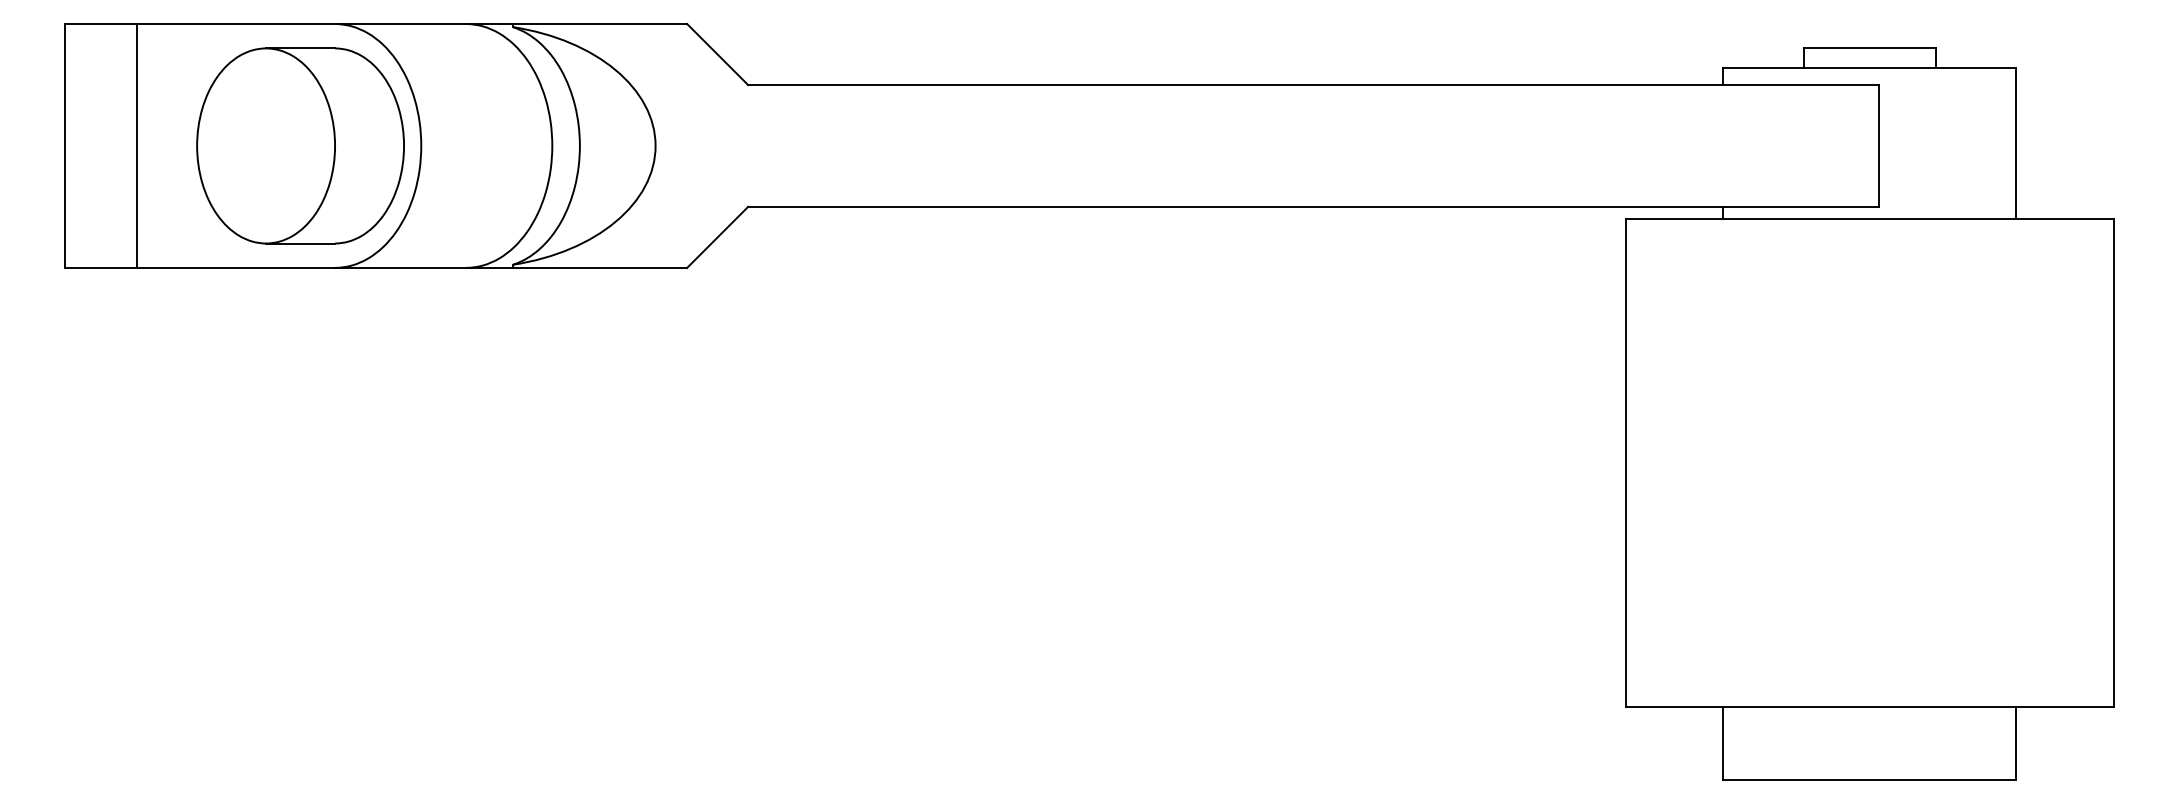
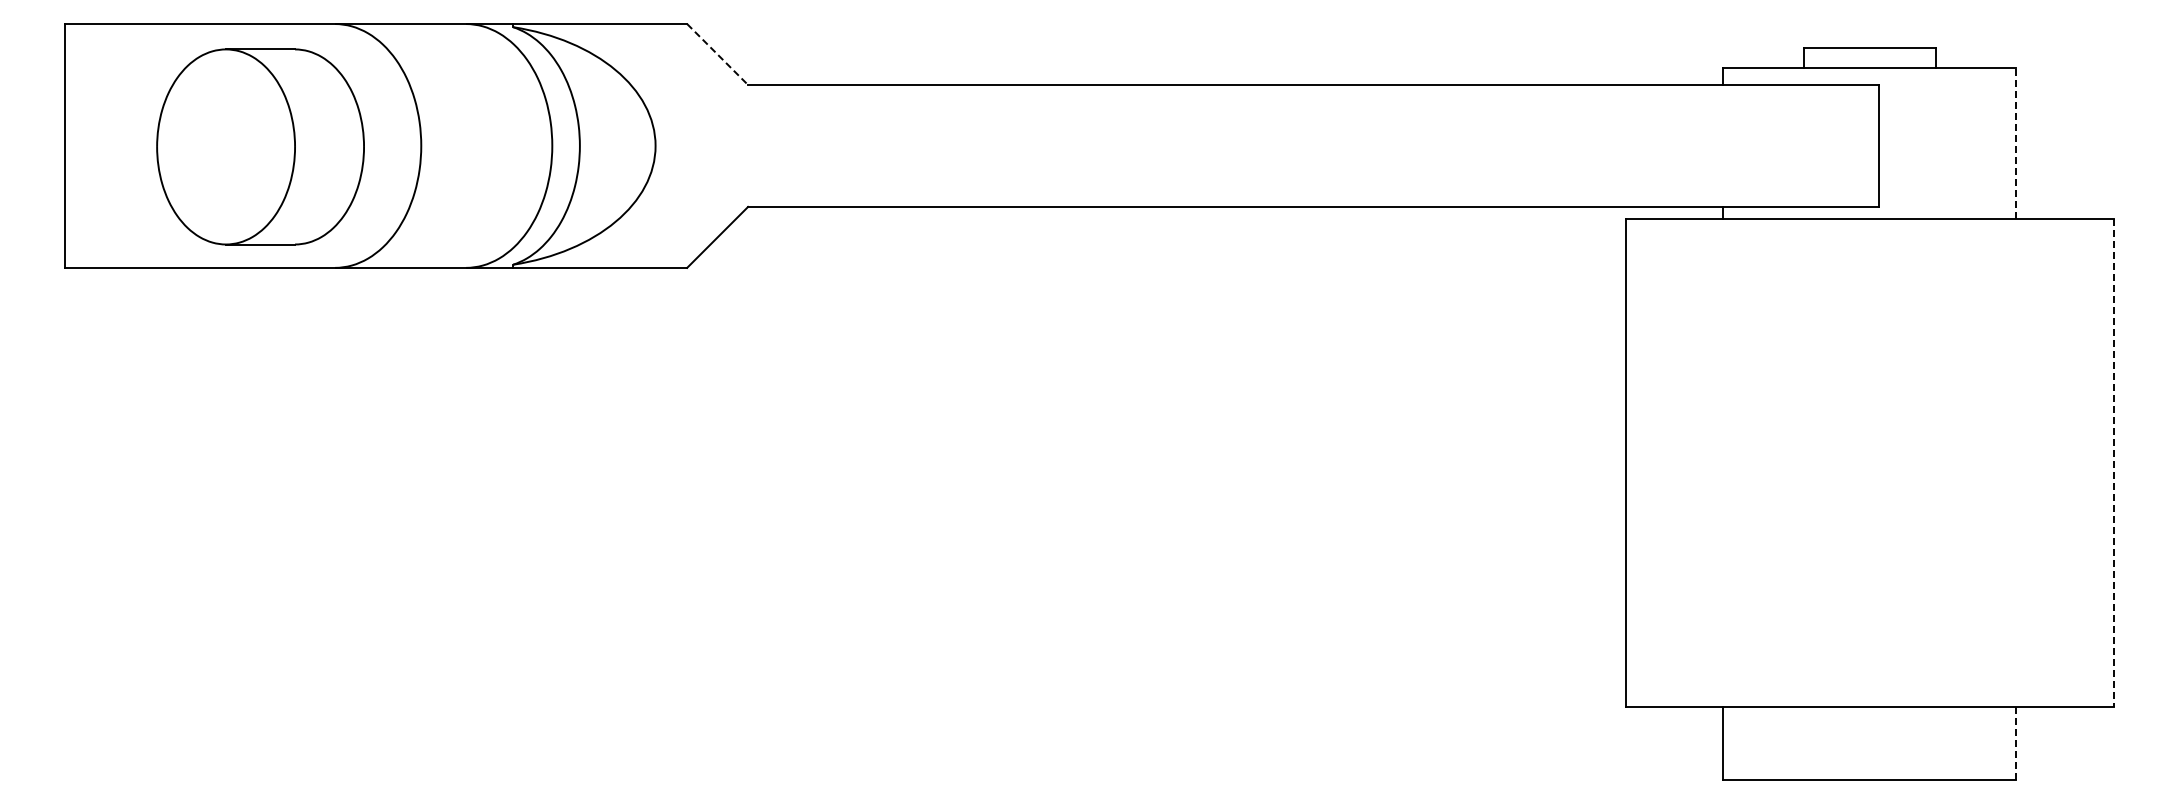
line: solid -> dashed (717, 54)
line: solid -> dashed (2016, 143)
line: present -> none (136, 145)
part position: (300, 145) -> (260, 146) (260, 146)
line: solid -> dashed (2113, 462)
line: solid -> dashed (2016, 743)
